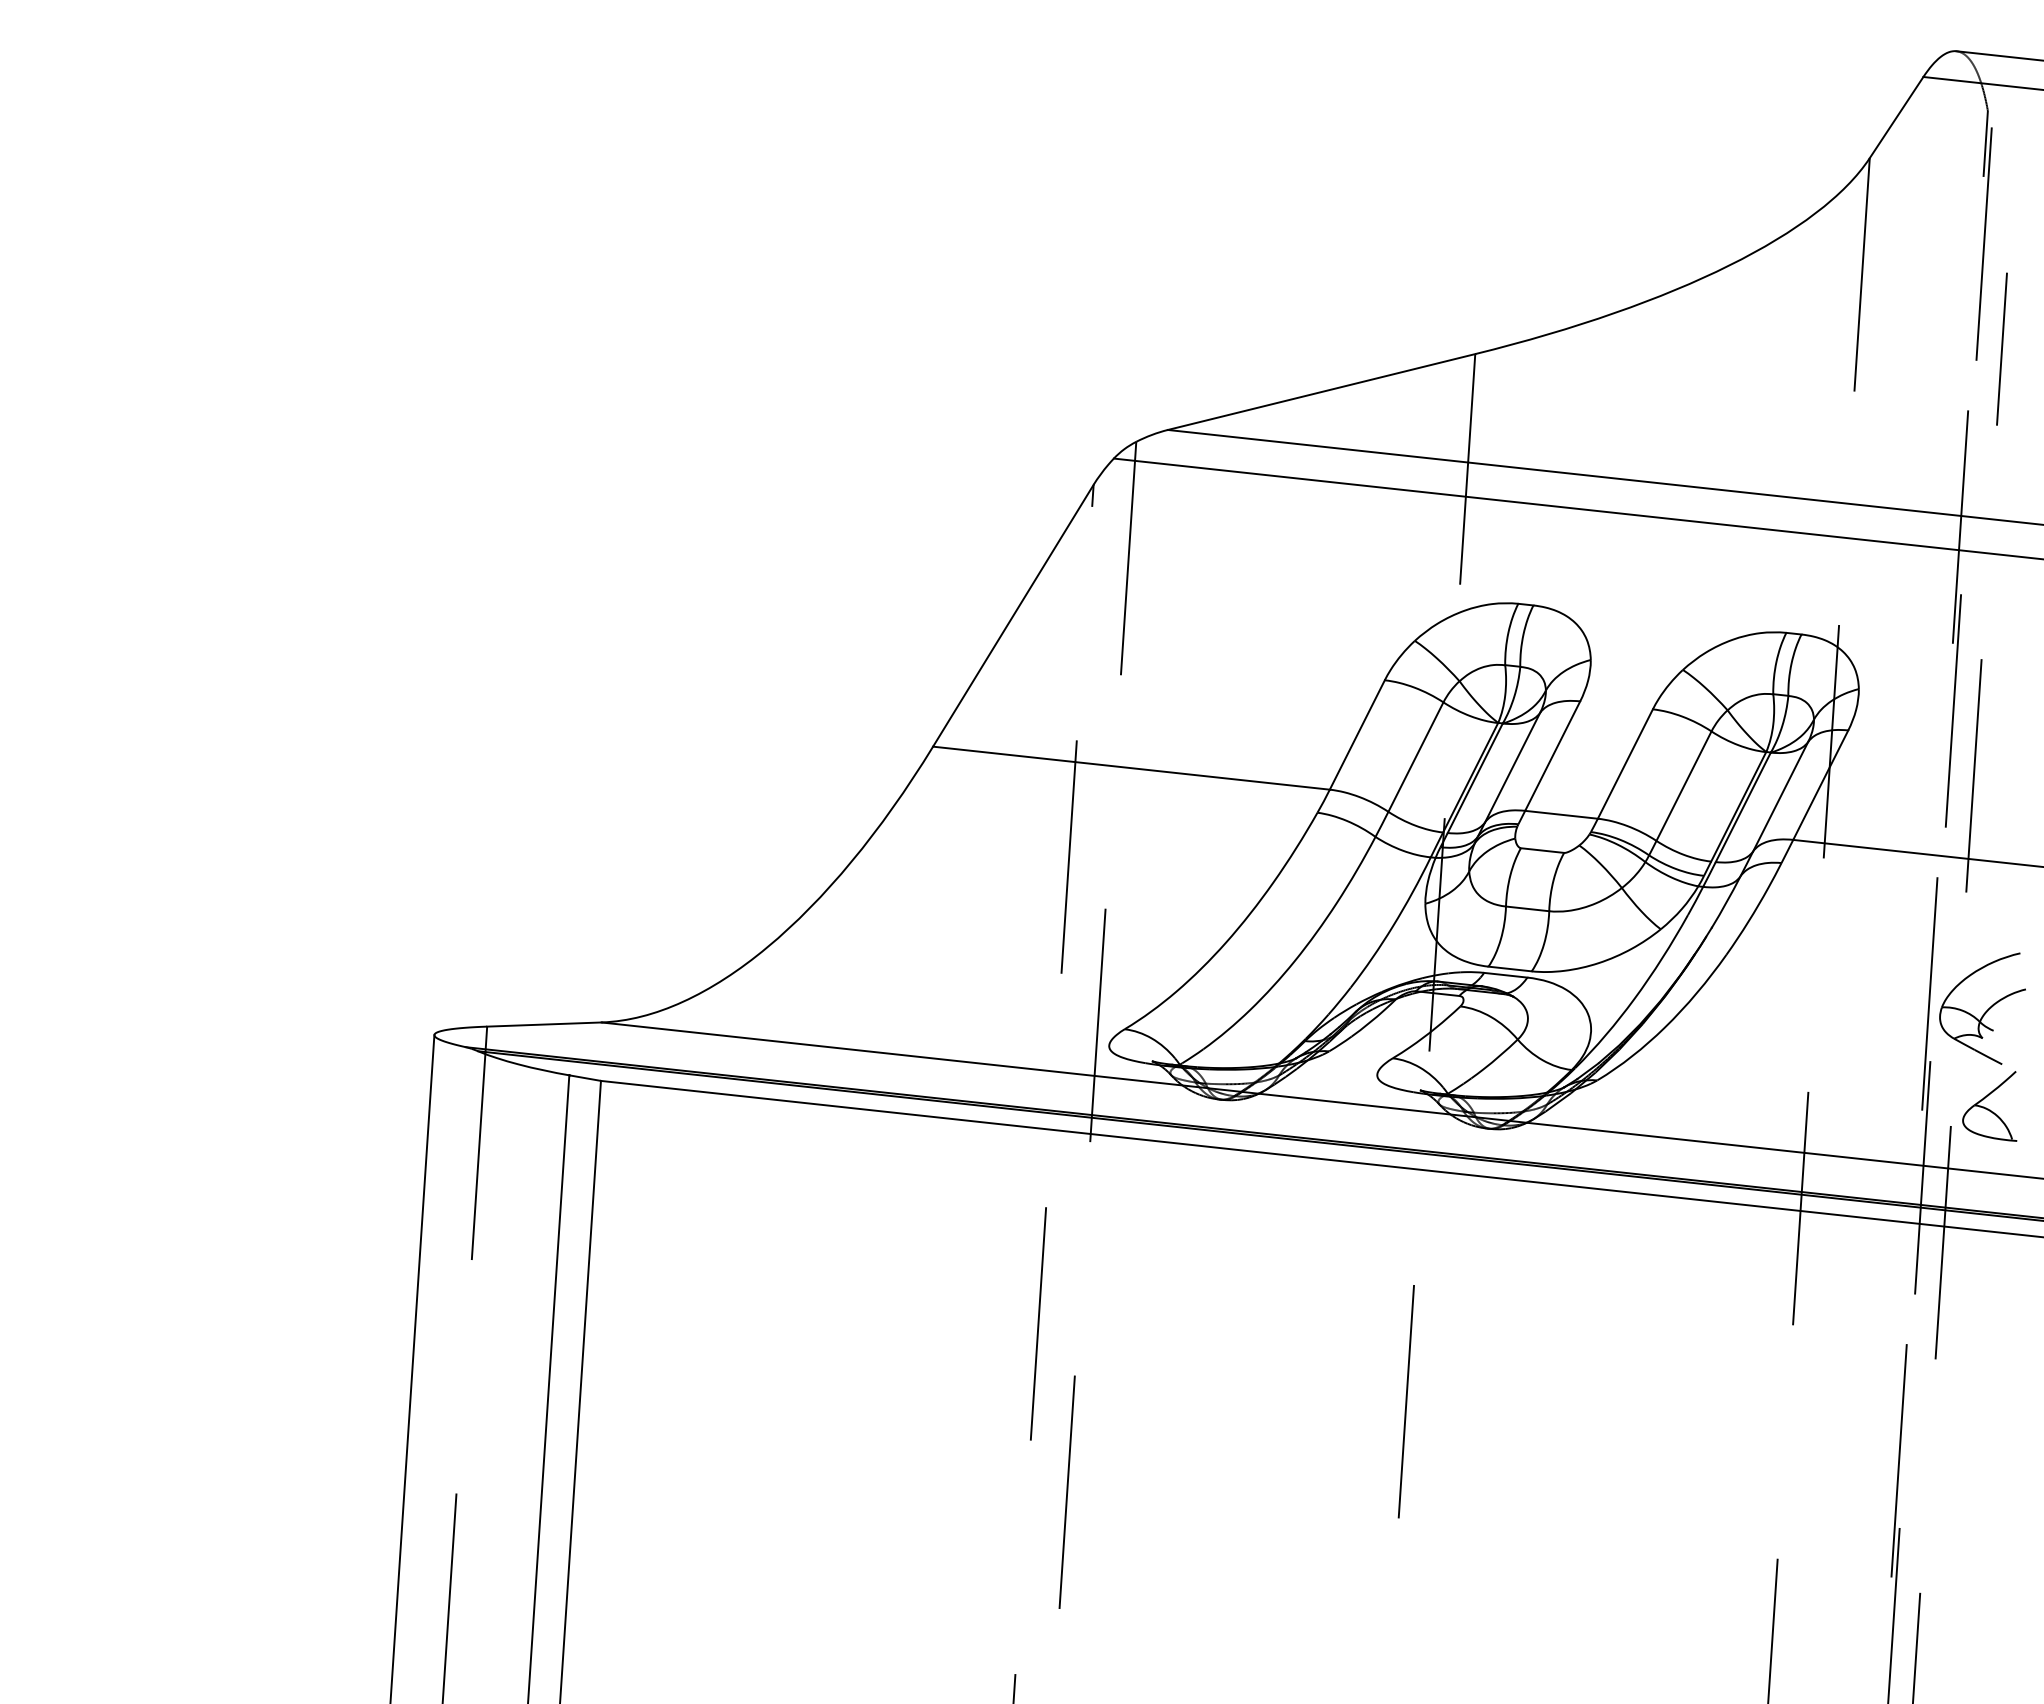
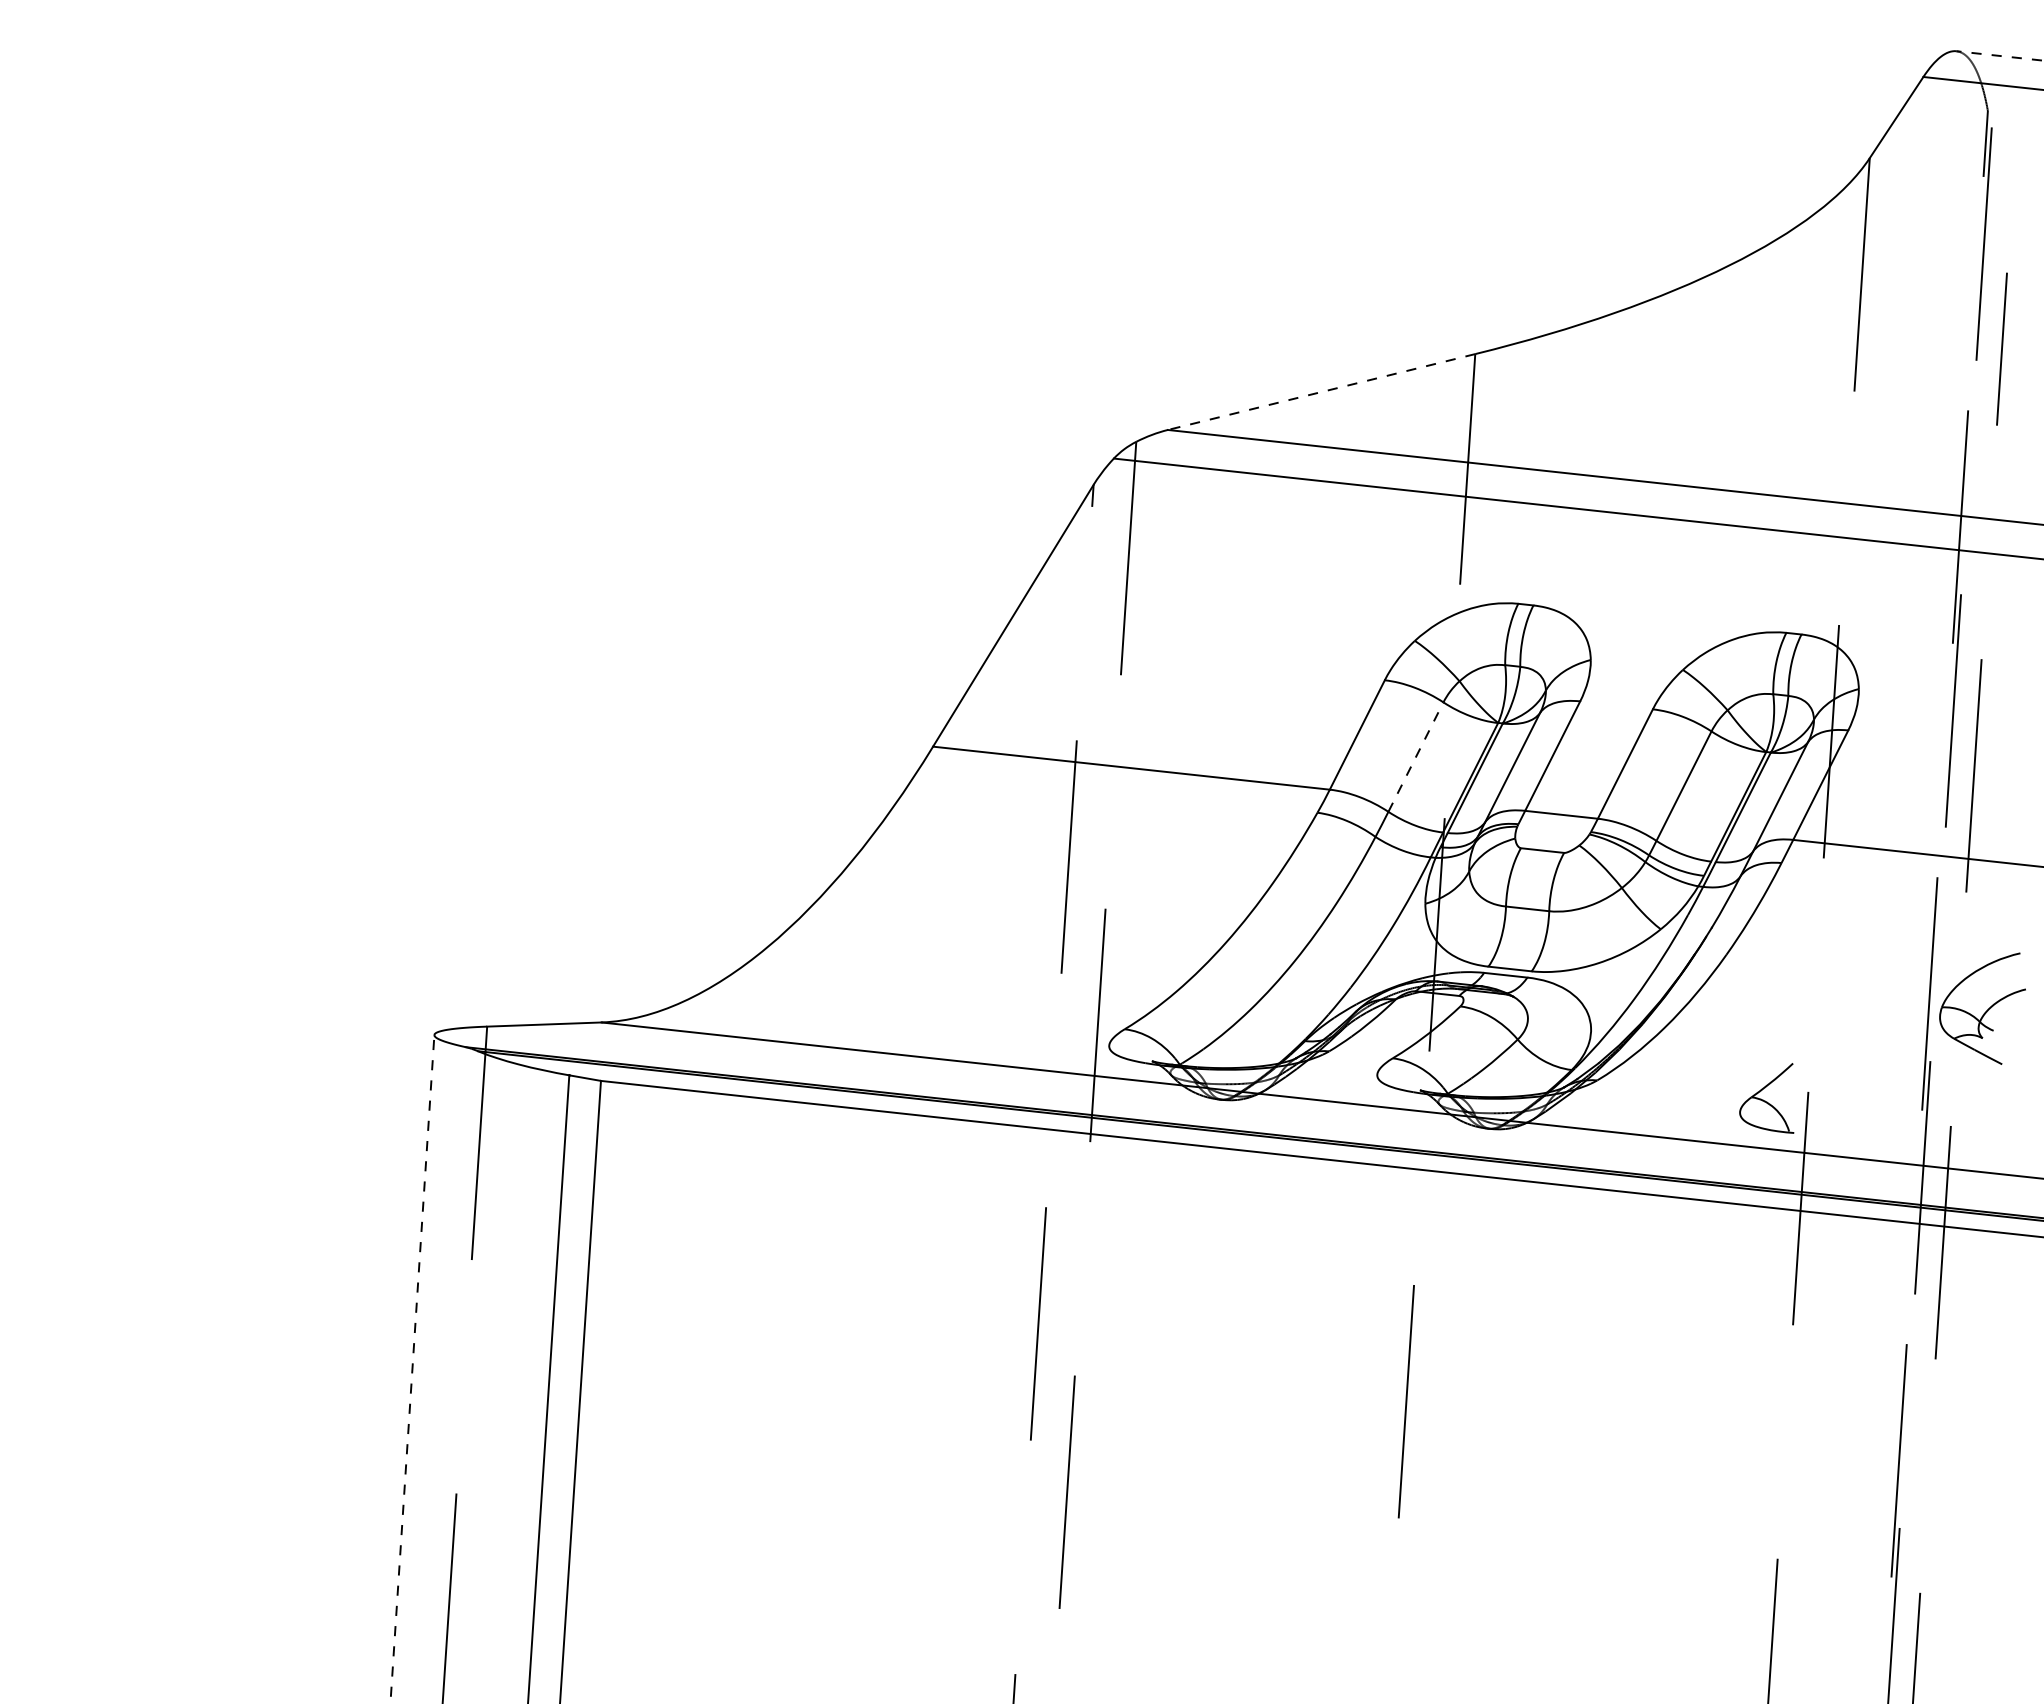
line: solid -> dashed (2000, 55)
line: solid -> dashed (1321, 392)
line: solid -> dashed (1416, 756)
part position: (1989, 1106) -> (1766, 1098) (1766, 1098)
line: solid -> dashed (412, 1369)
